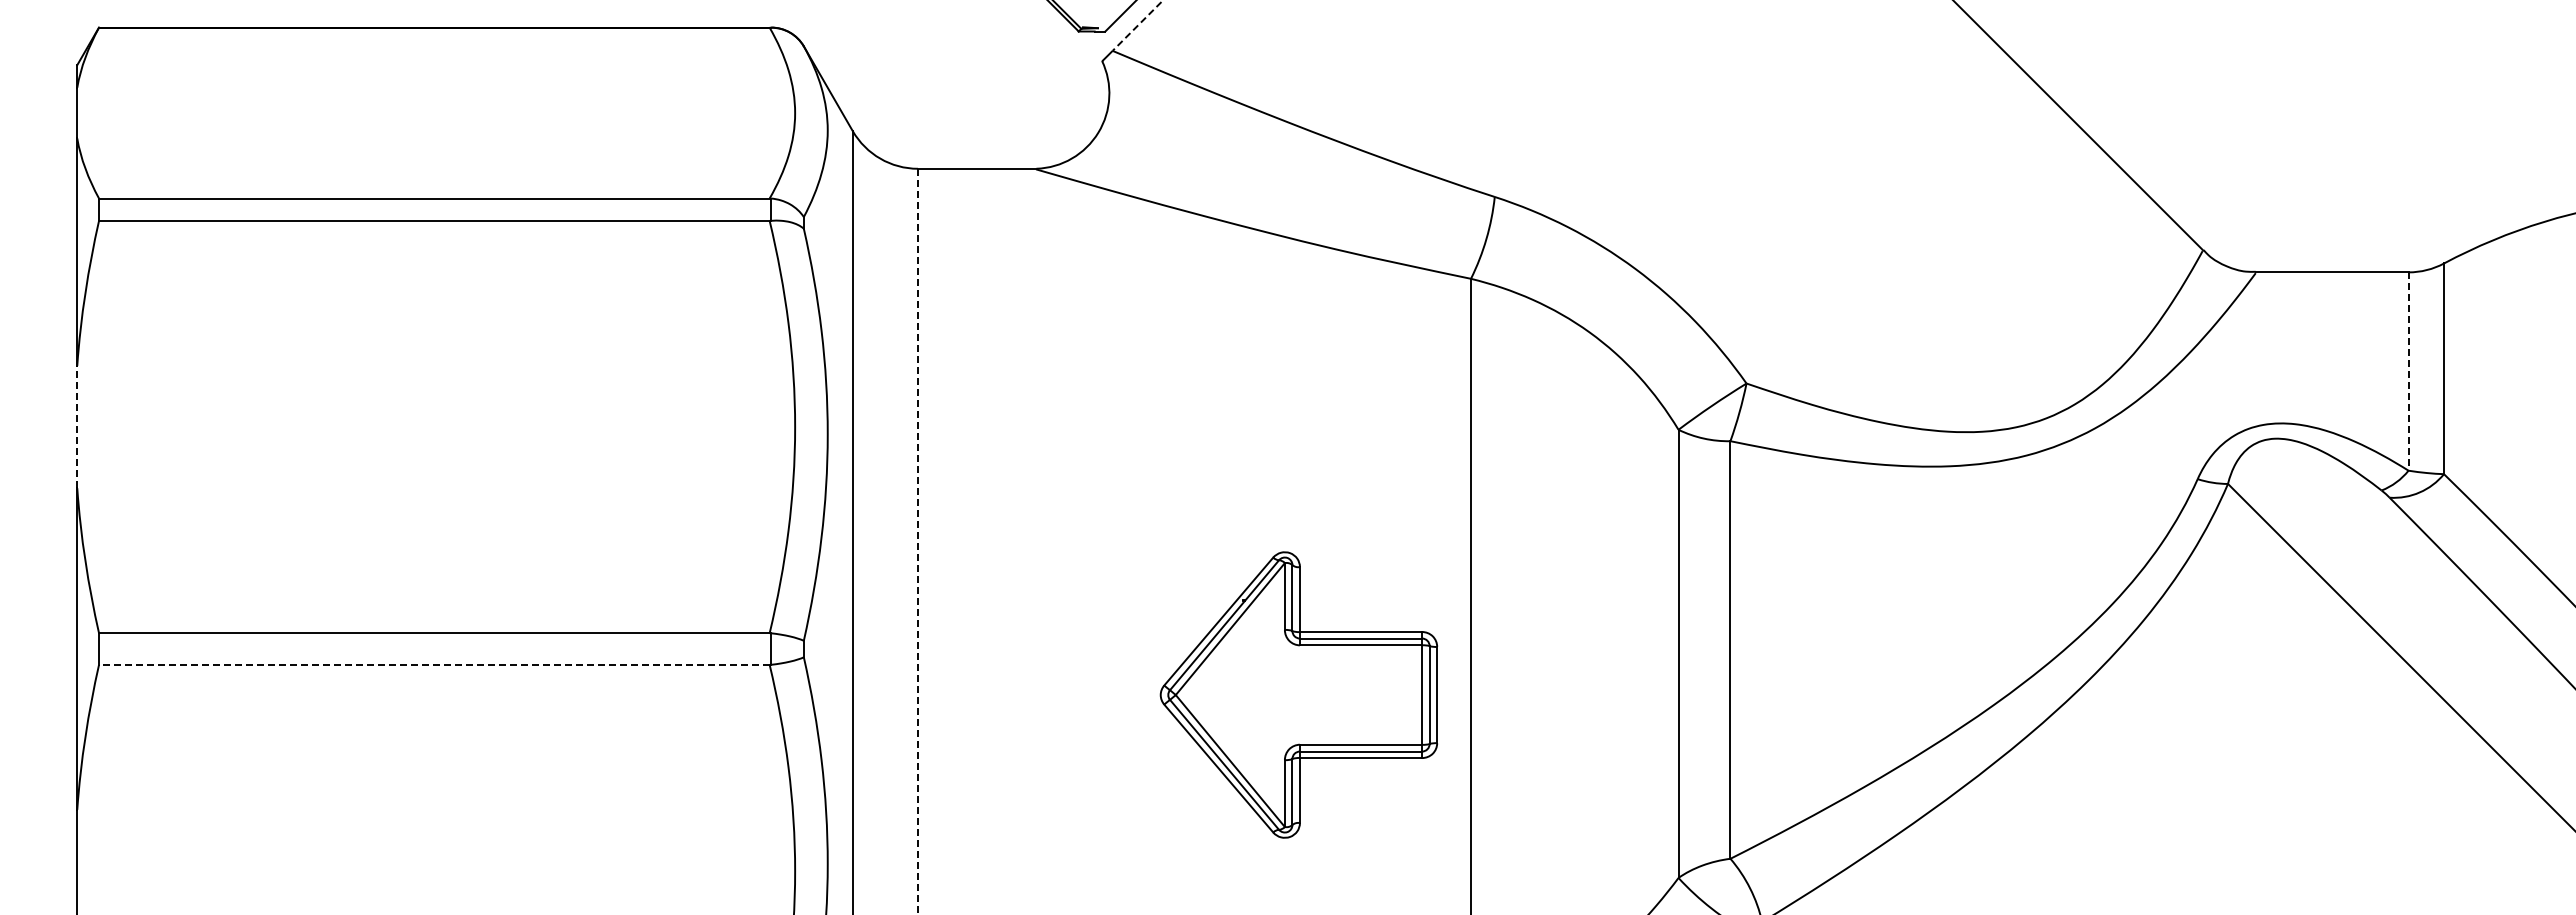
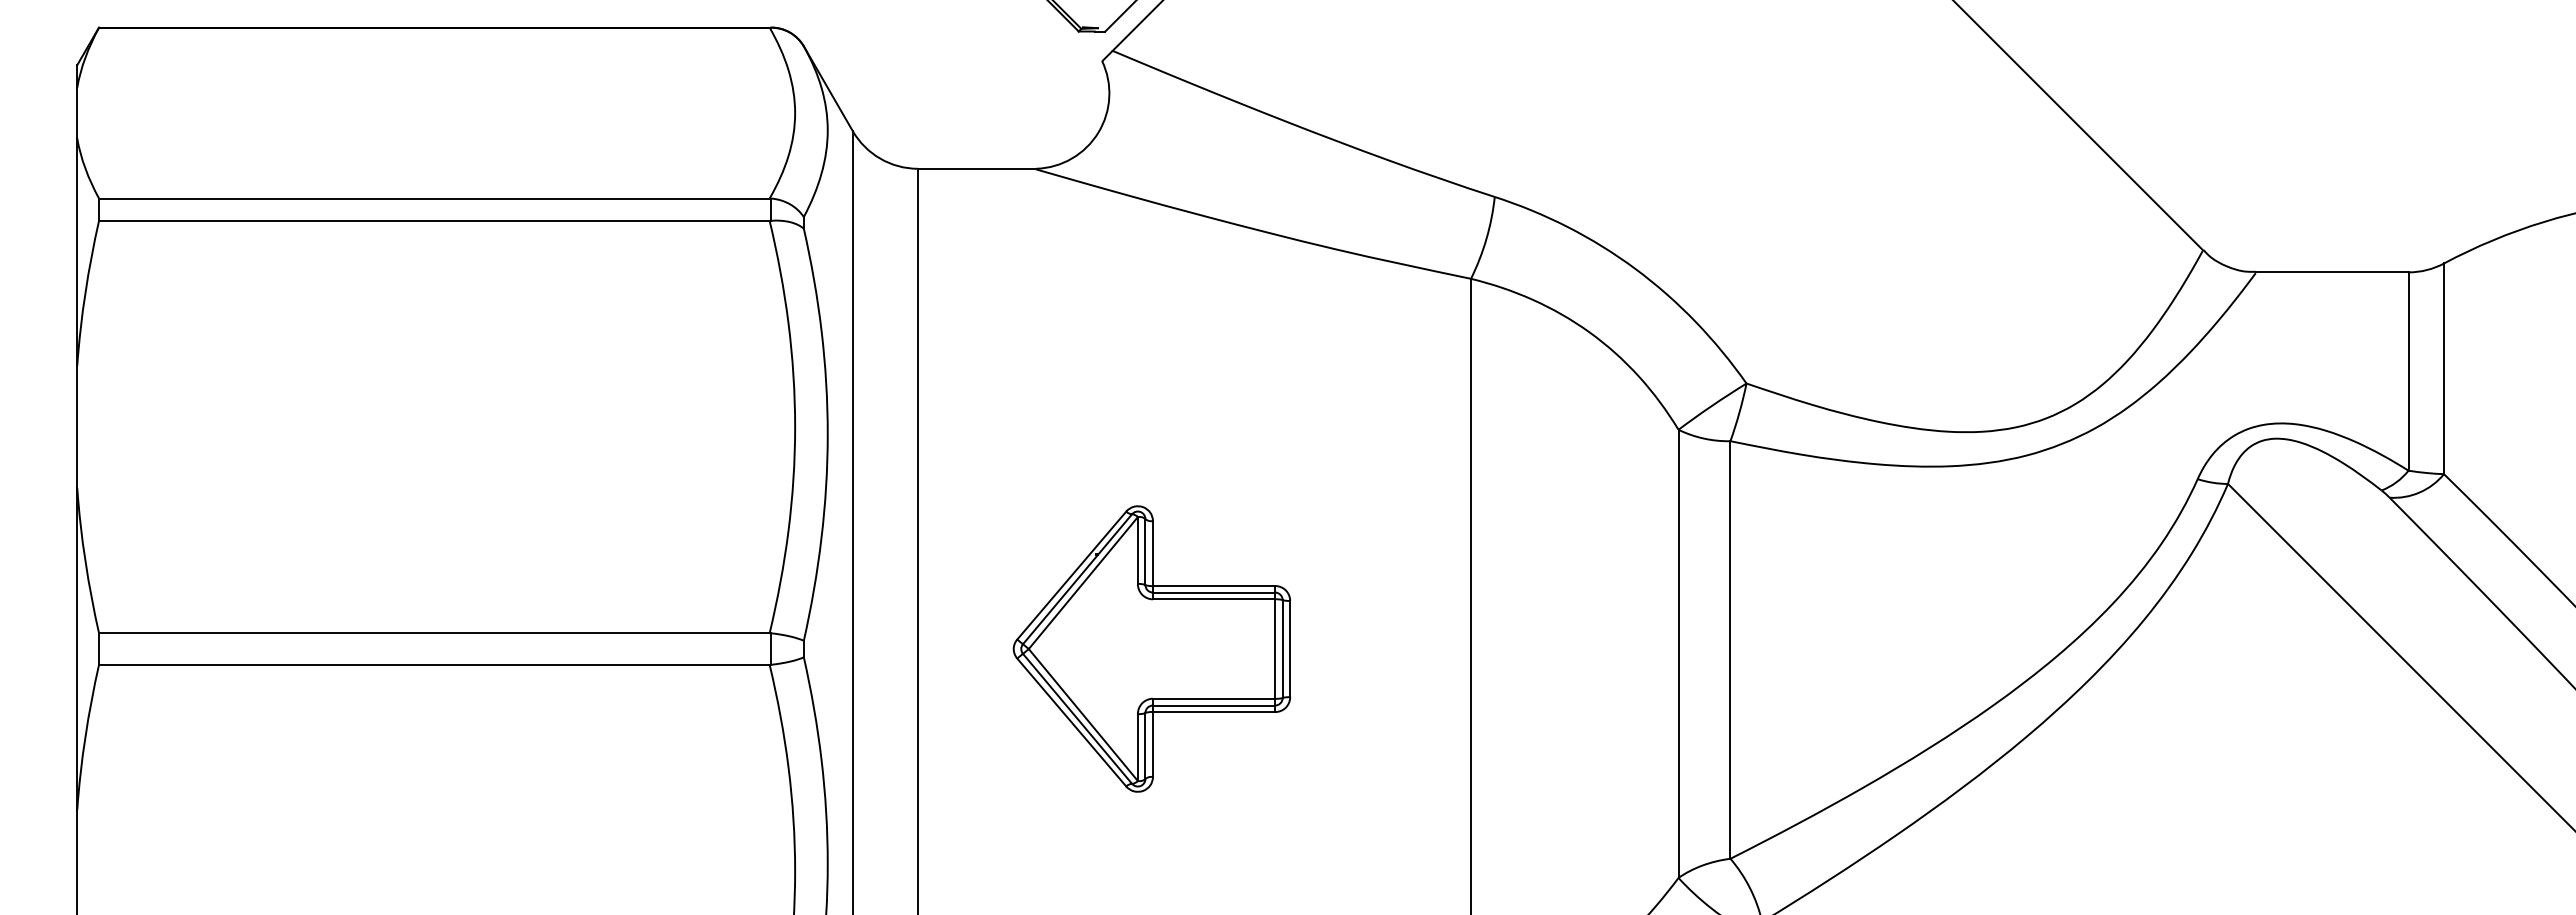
line: dashed -> solid (1138, 25)
line: dashed -> solid (2408, 372)
line: dashed -> solid (77, 426)
line: dashed -> solid (918, 541)
line: dashed -> solid (433, 664)
part position: (1298, 694) -> (1151, 648) (1151, 648)
